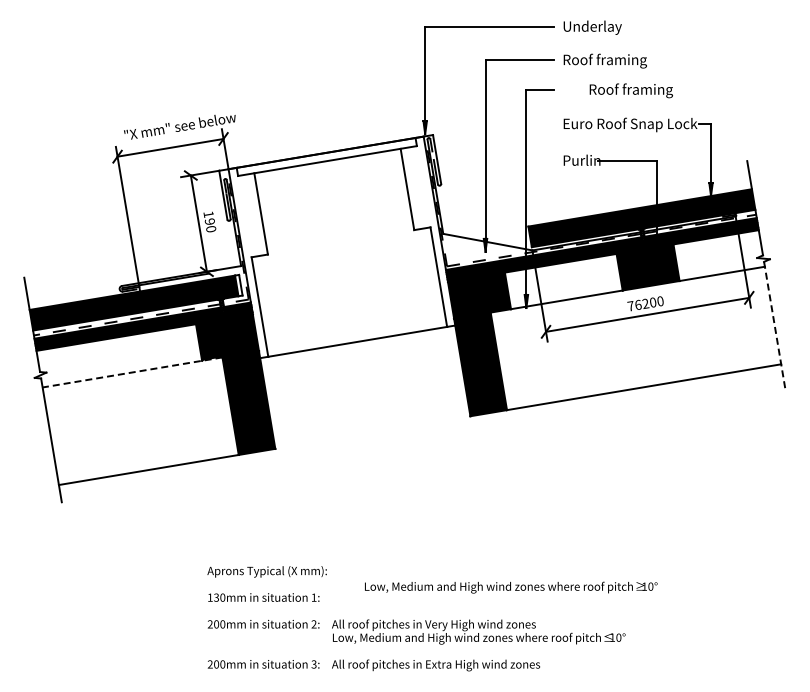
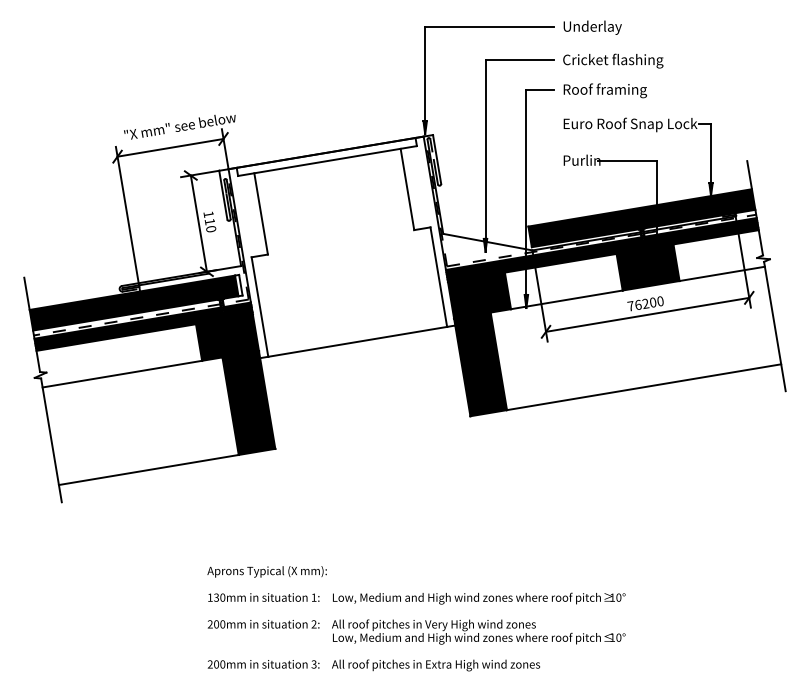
text: Roof framing -> Cricket flashing (613, 60)
text position: (630, 90) -> (604, 90) (604, 90)
text: 190^_ -> 110^_ (209, 221)
line: dashed -> solid (774, 326)
line: dashed -> solid (132, 372)
text position: (511, 587) -> (479, 598) (479, 598)
